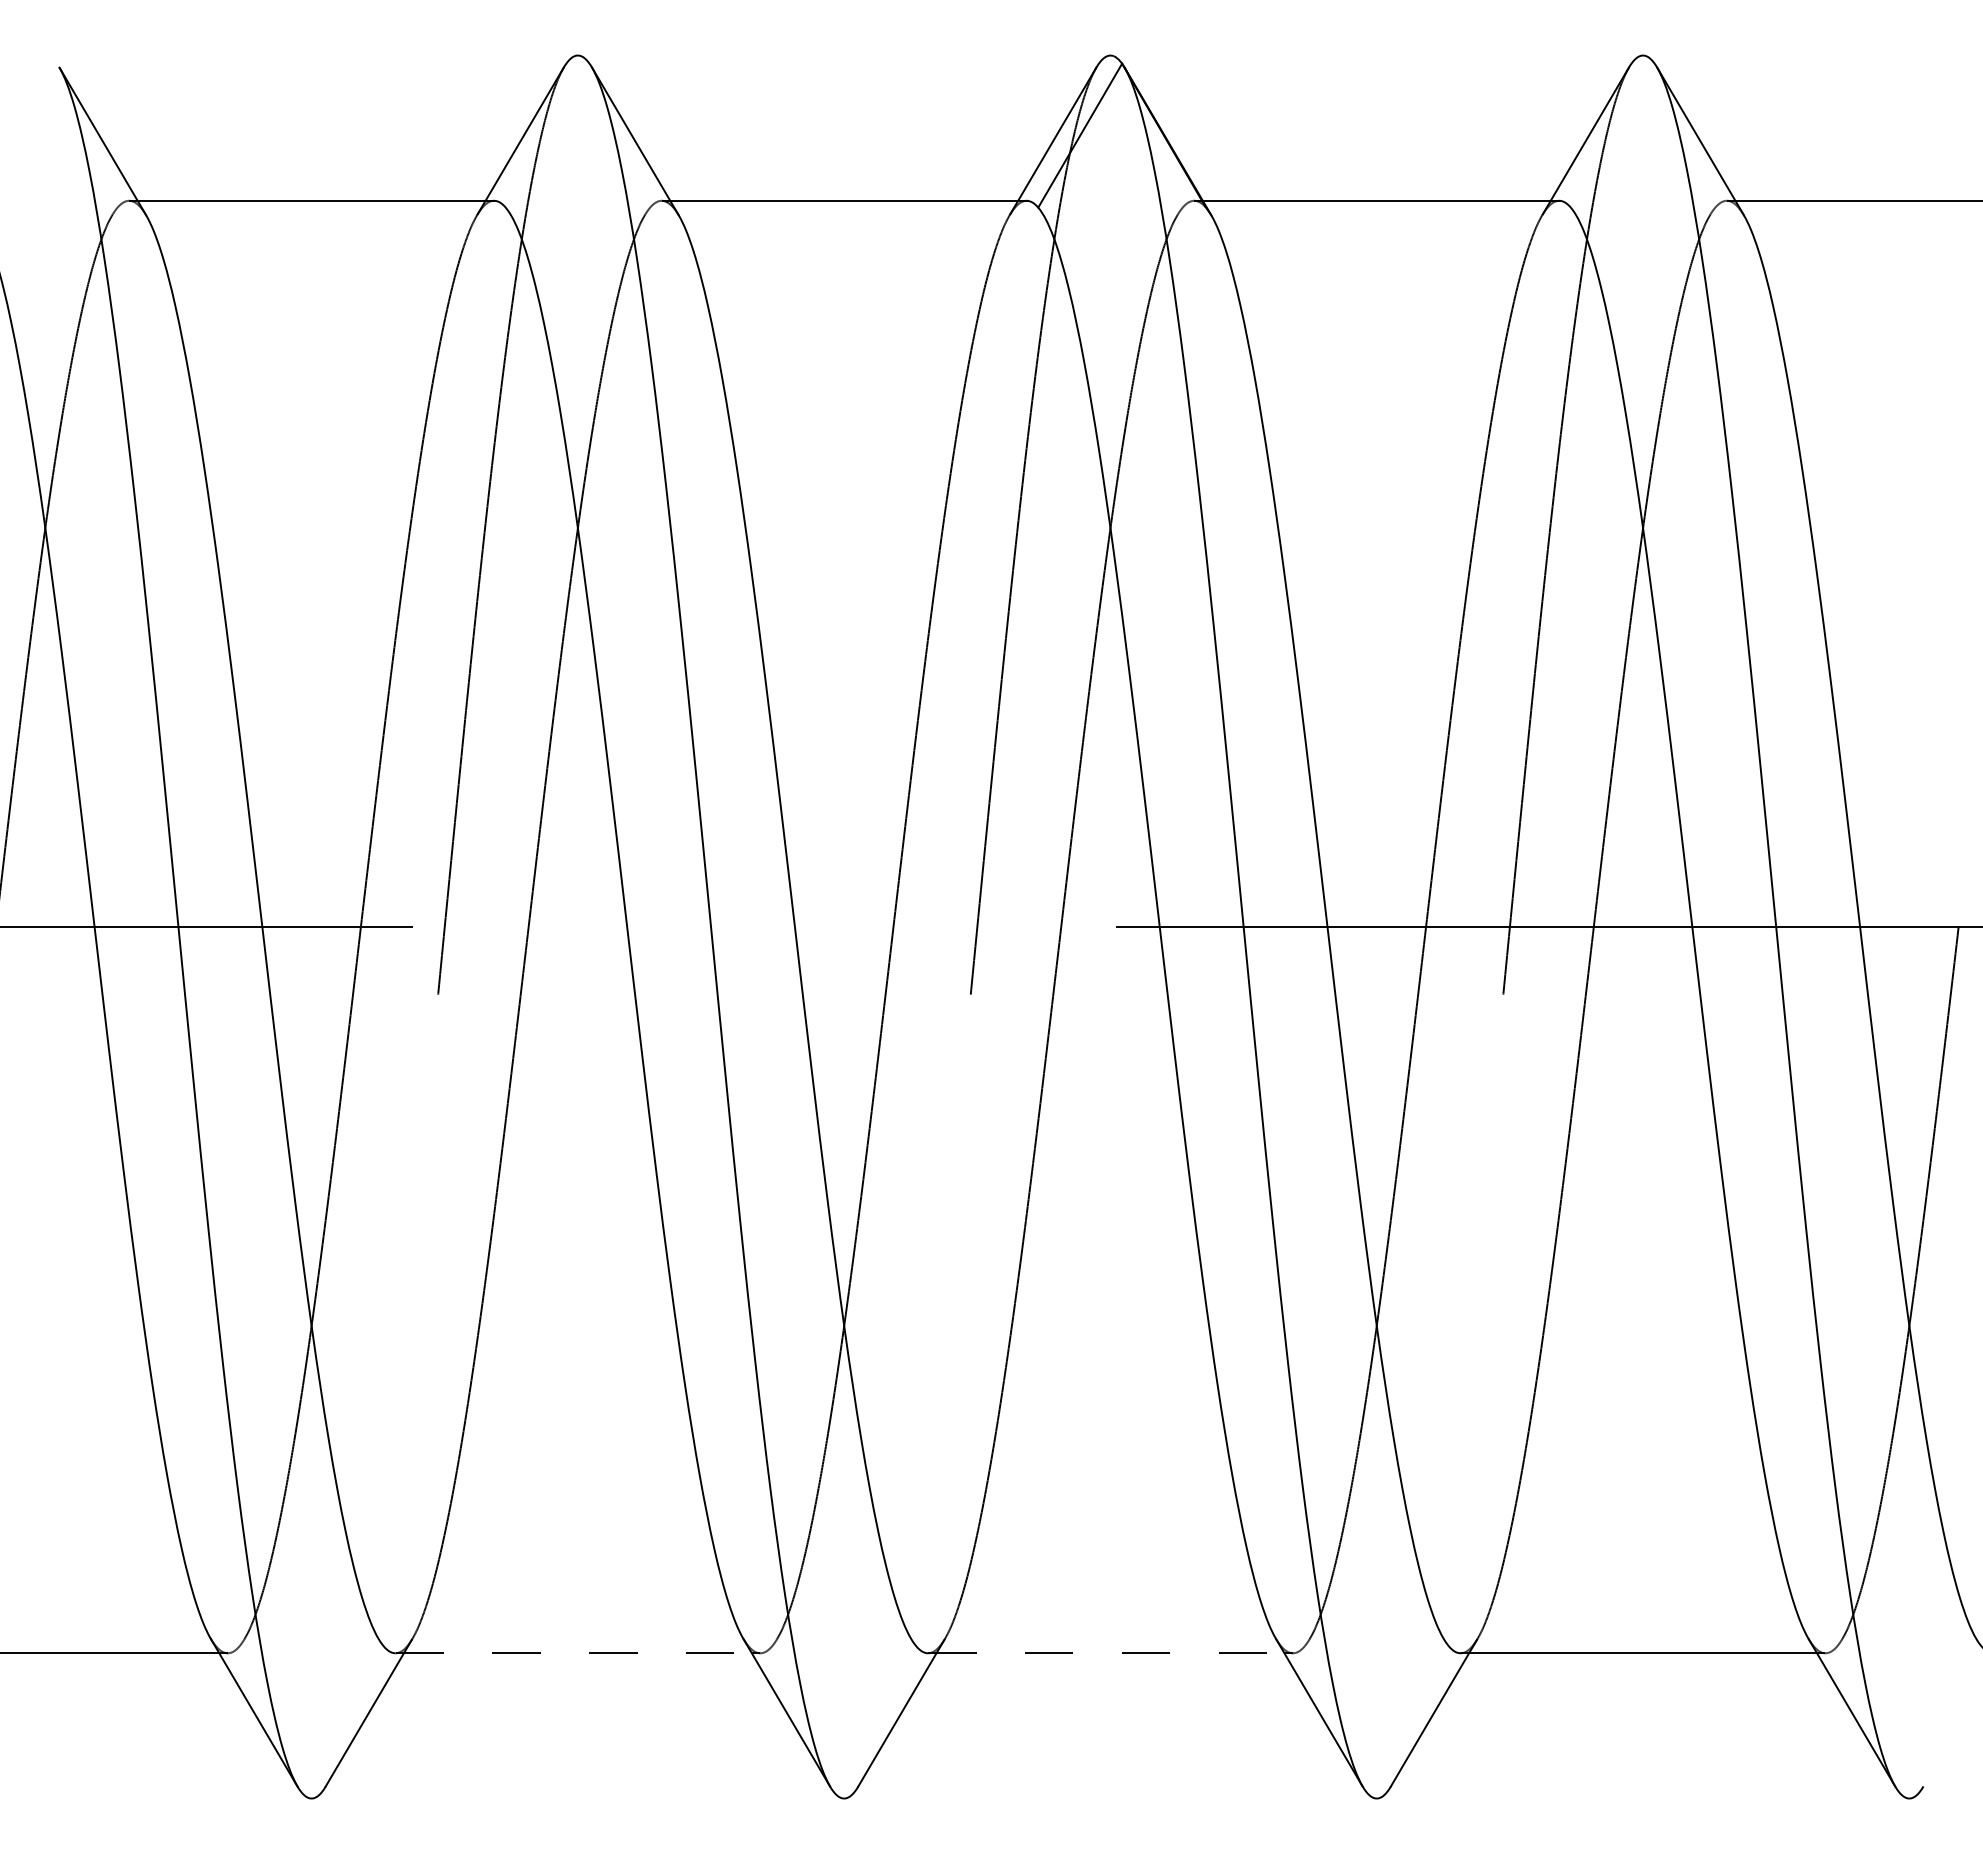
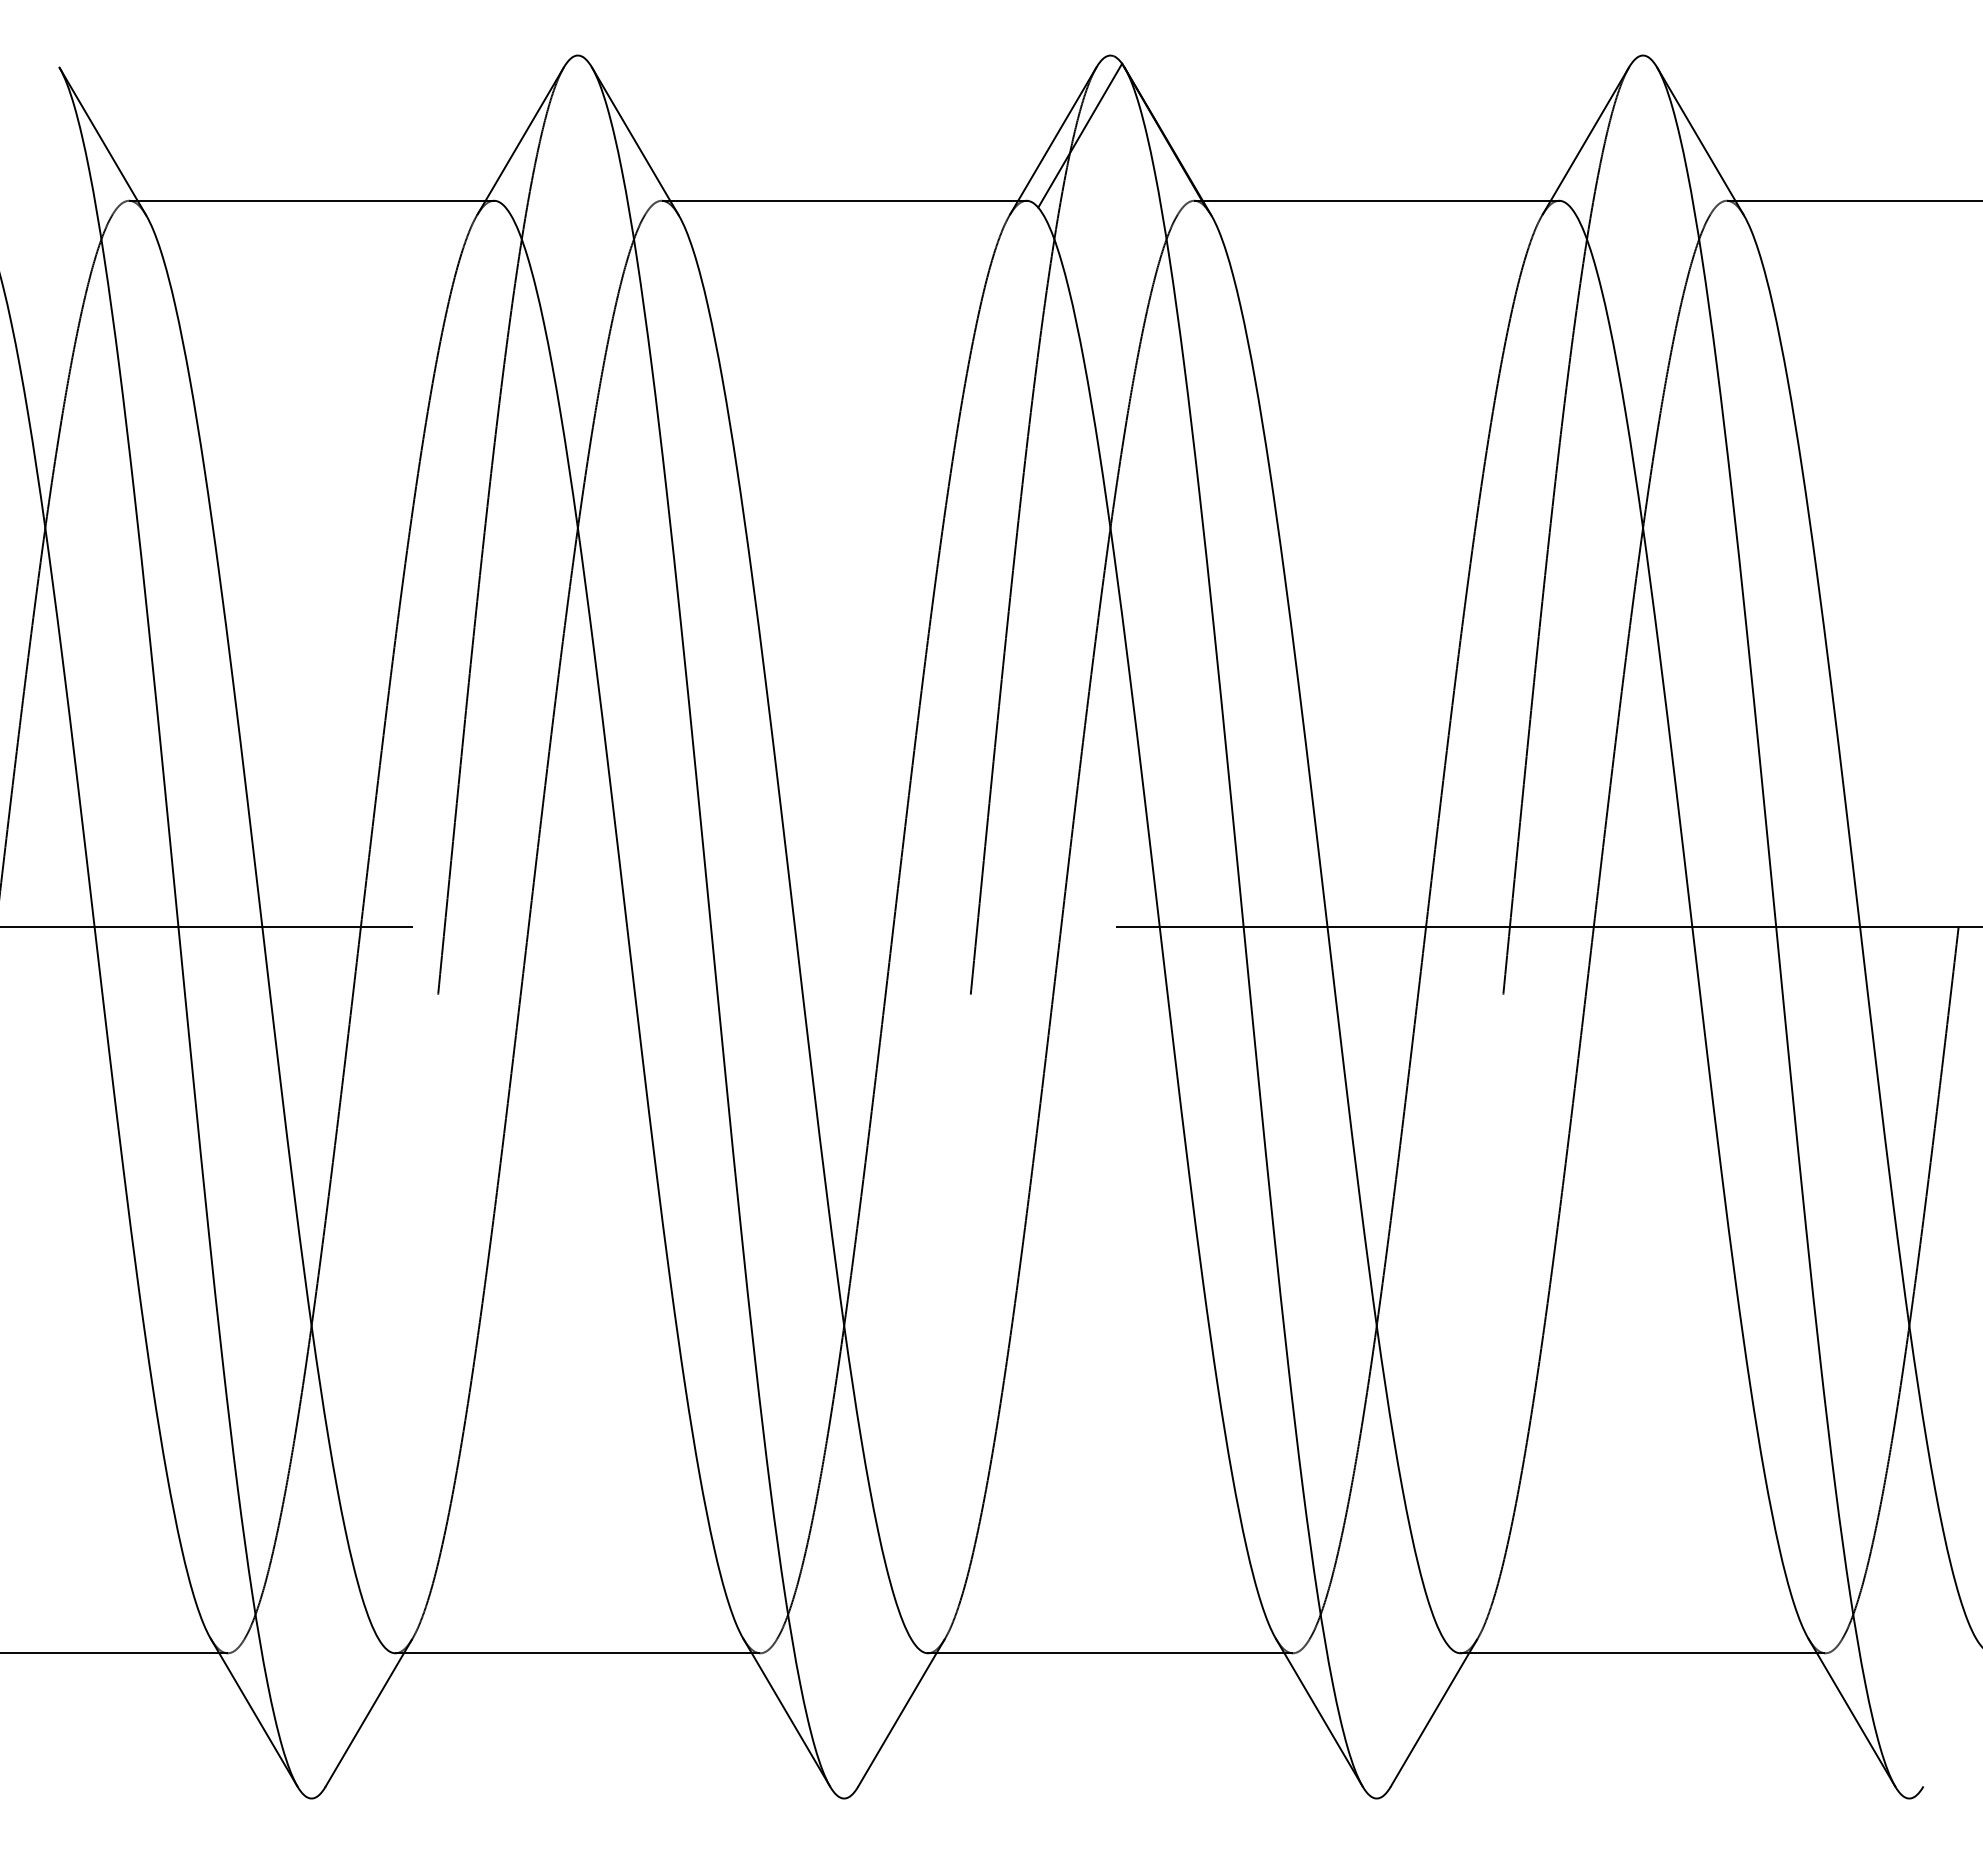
line: dashed -> solid (574, 1653)
line: dashed -> solid (1106, 1653)
